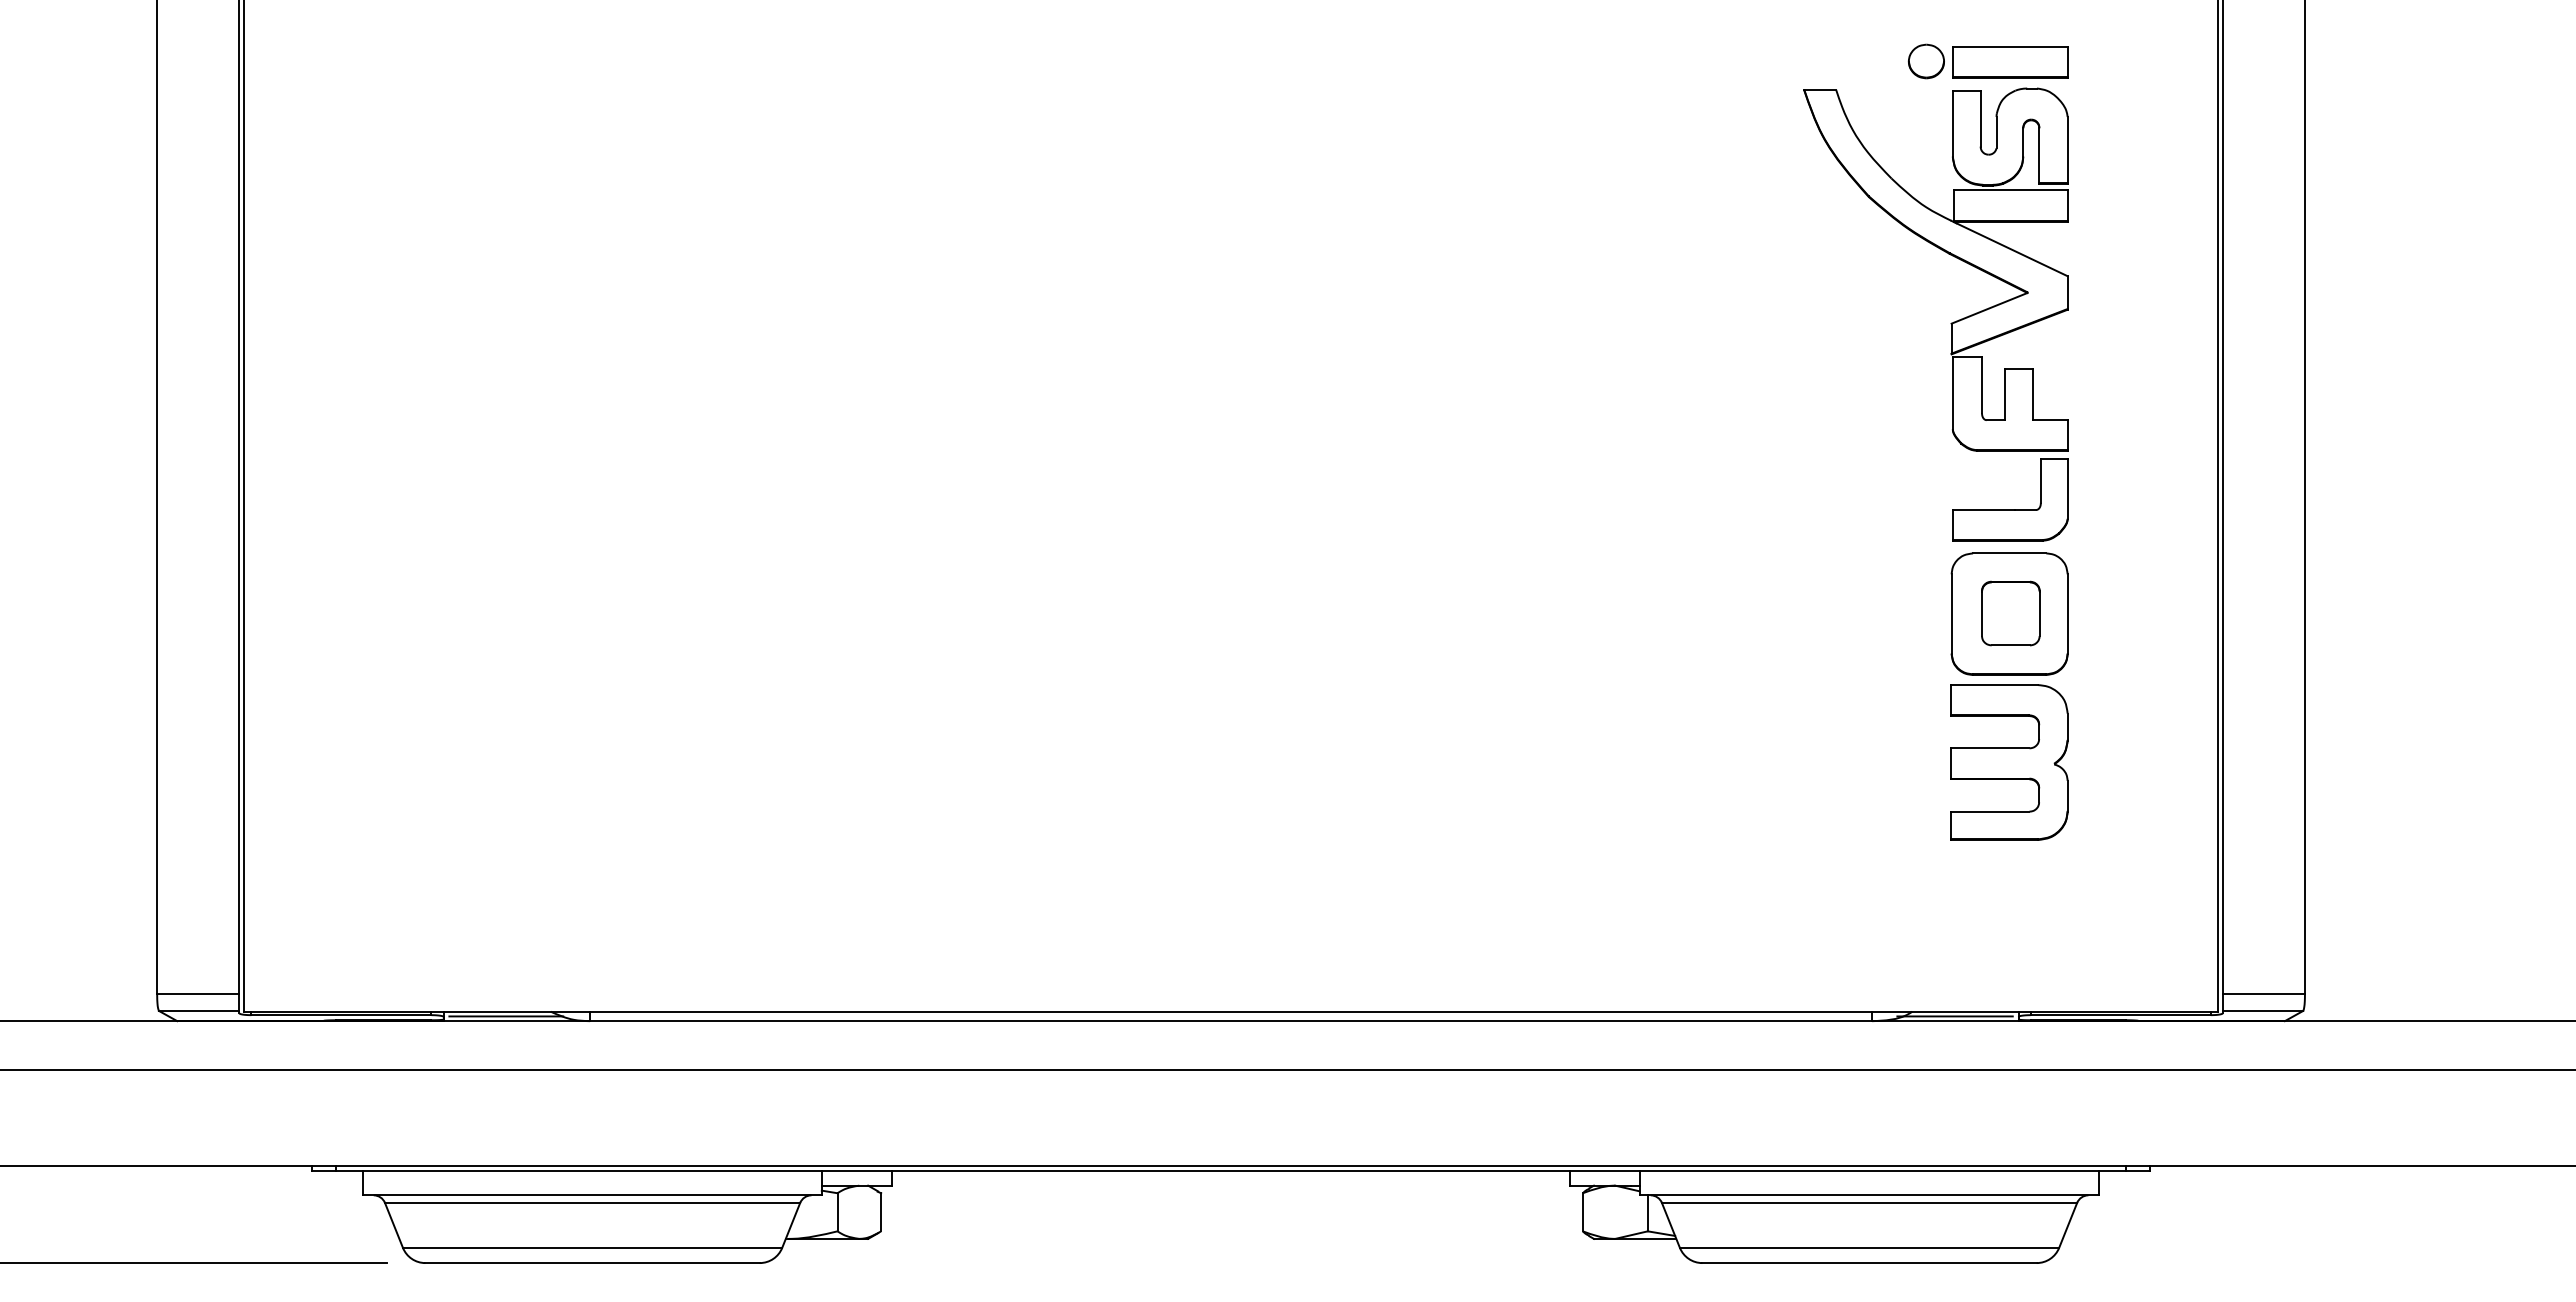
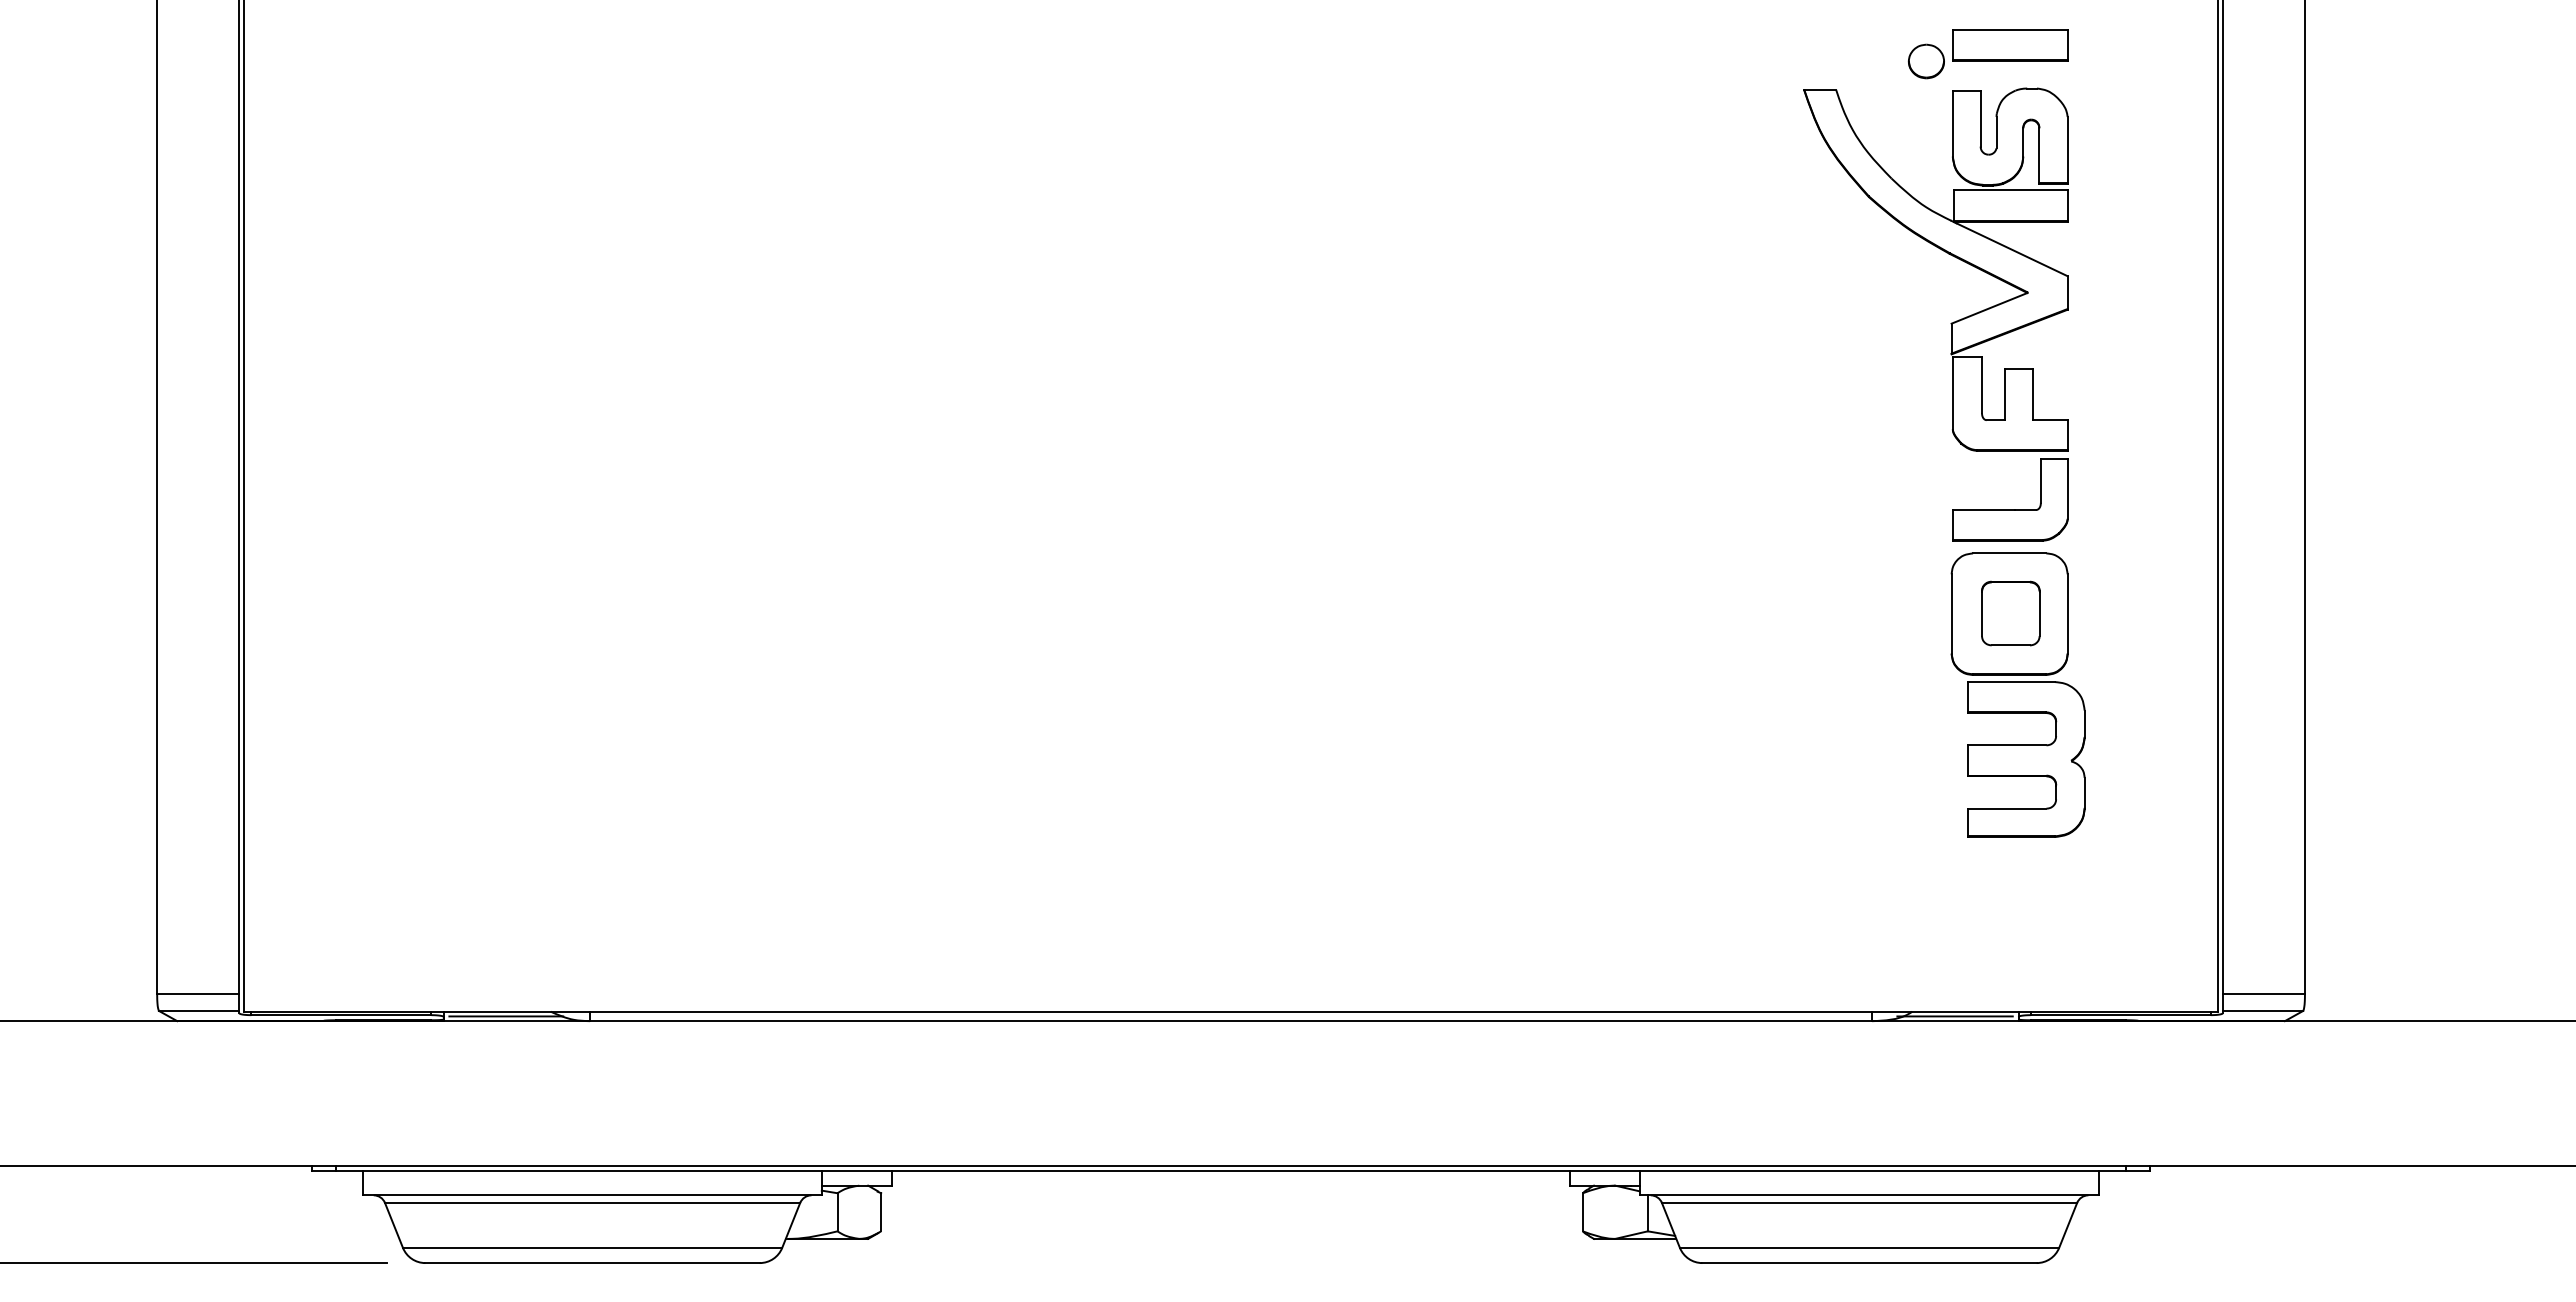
part position: (2010, 62) -> (2010, 45) (2010, 45)
part position: (2009, 762) -> (2026, 759) (2026, 759)
line: present -> none (1287, 1069)
